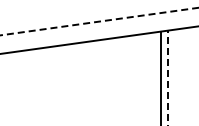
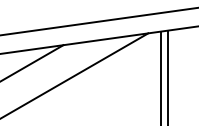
line: dashed -> solid (99, 21)
line: none -> present (32, 62)
line: none -> present (75, 75)
line: dashed -> solid (167, 77)
